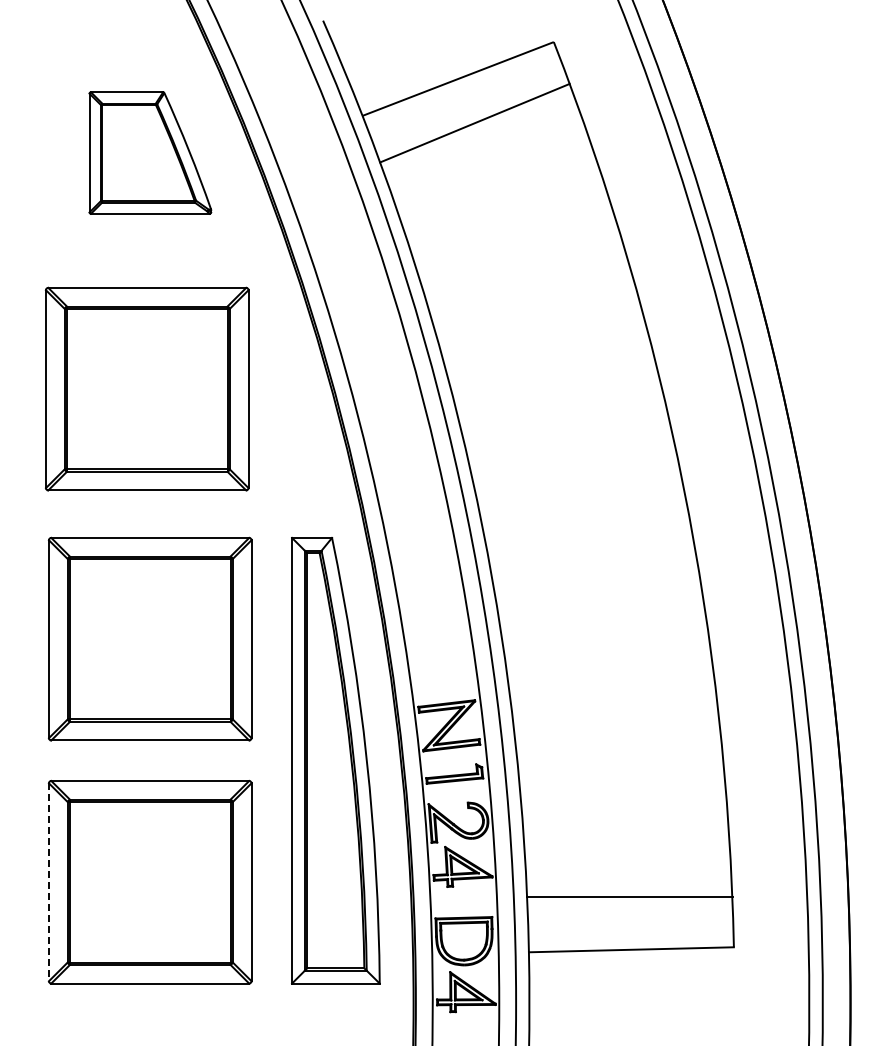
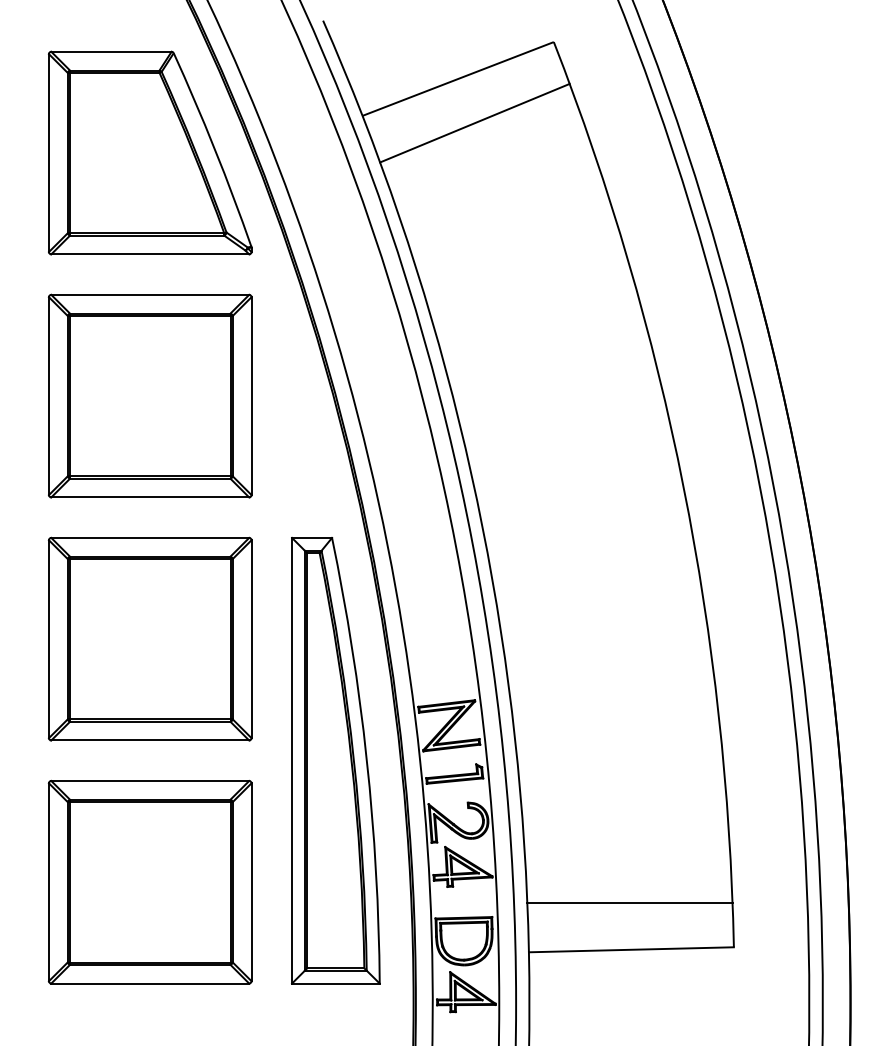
part size: 125x124 px -> 205x206 px (150, 152)
part position: (146, 388) -> (149, 395) (149, 395)
line: dashed -> solid (48, 882)
line position: (629, 896) -> (629, 902) (629, 902)
